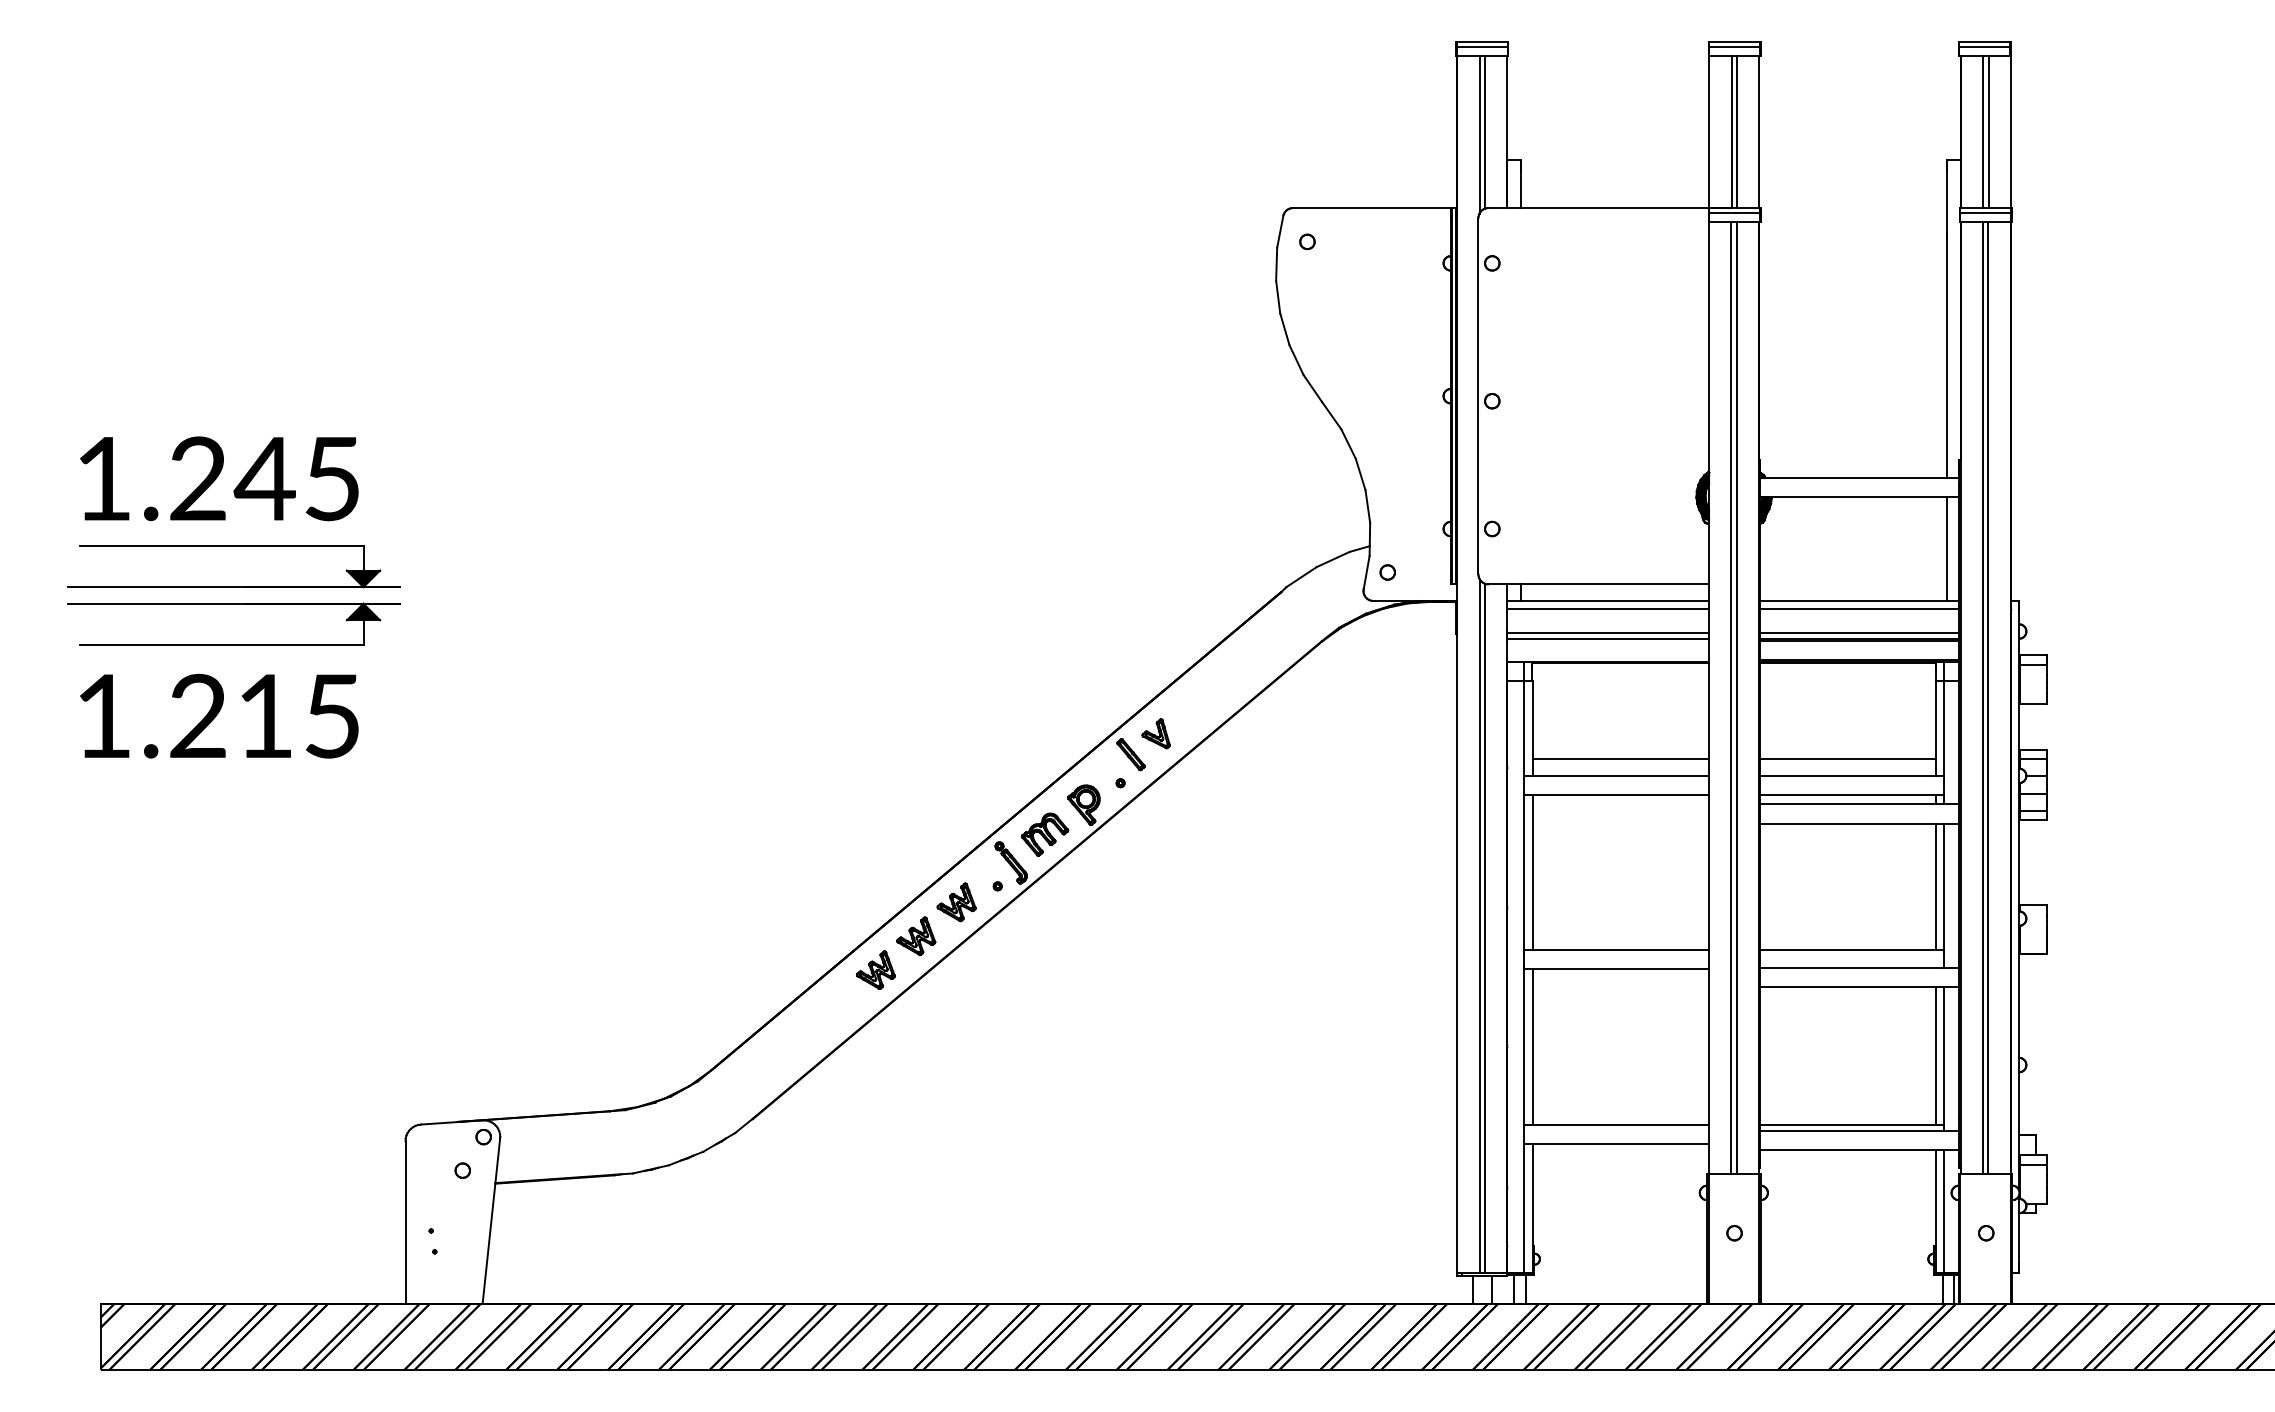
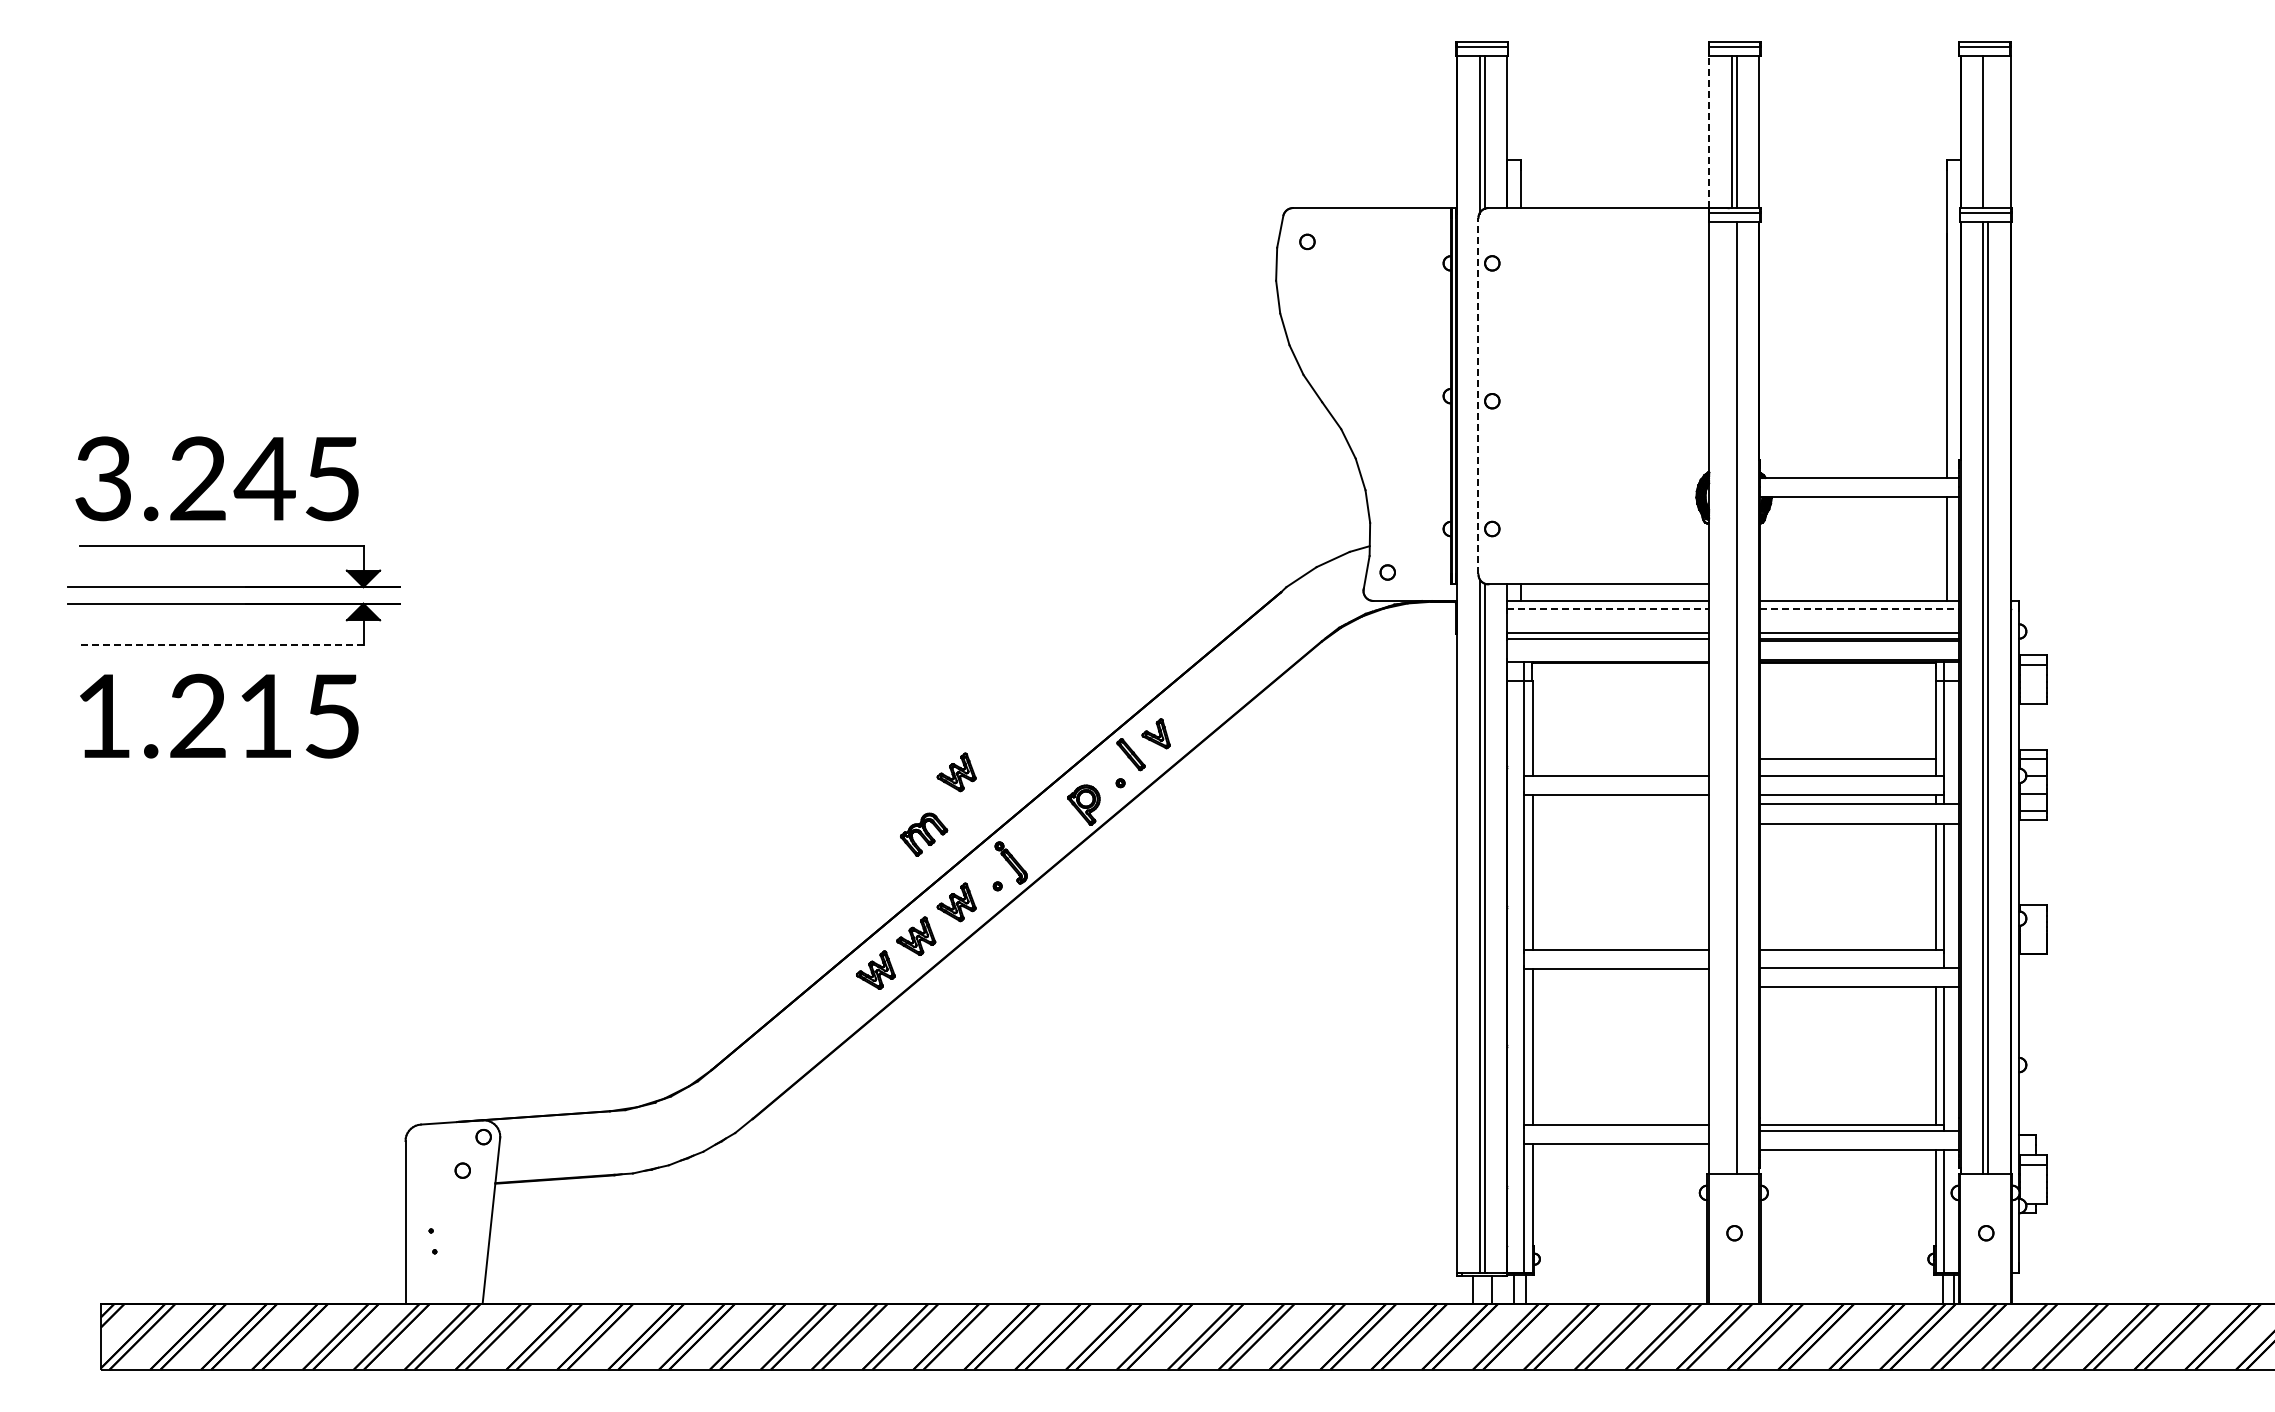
line: solid -> dashed (1709, 131)
line: present -> none (1988, 131)
line: solid -> dashed (1478, 395)
text: 1.245 -> 3.245 (102, 478)
line: solid -> dashed (1608, 609)
line: solid -> dashed (1860, 609)
line: solid -> dashed (221, 645)
line: present -> none (1731, 697)
line: present -> none (1620, 758)
part: none -> present (956, 772)
part position: (1045, 834) -> (924, 834) (924, 834)
